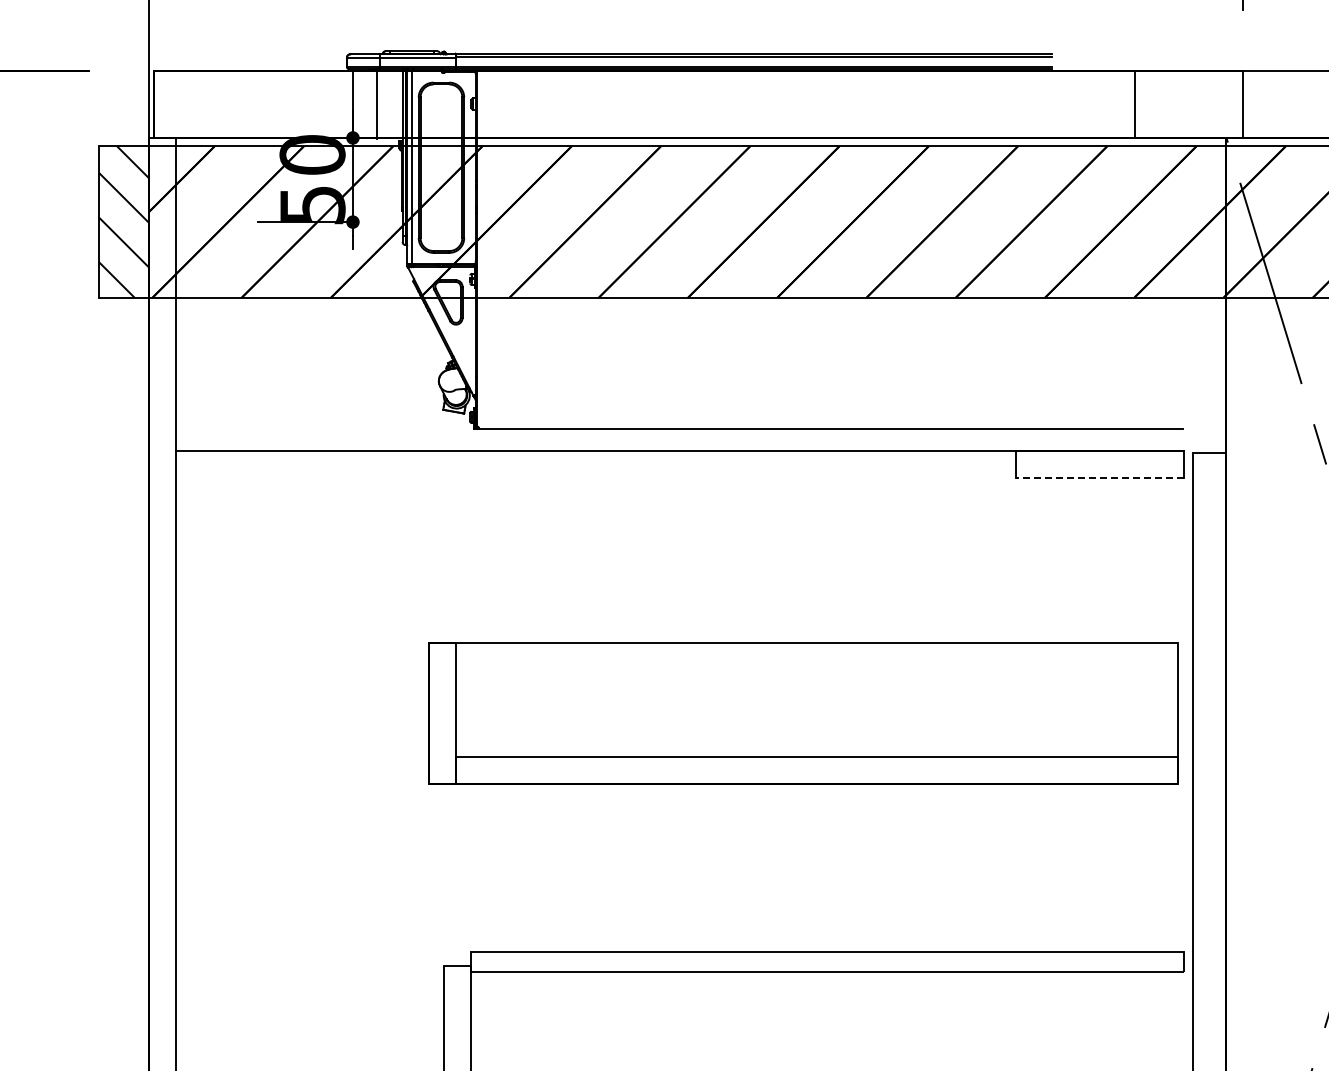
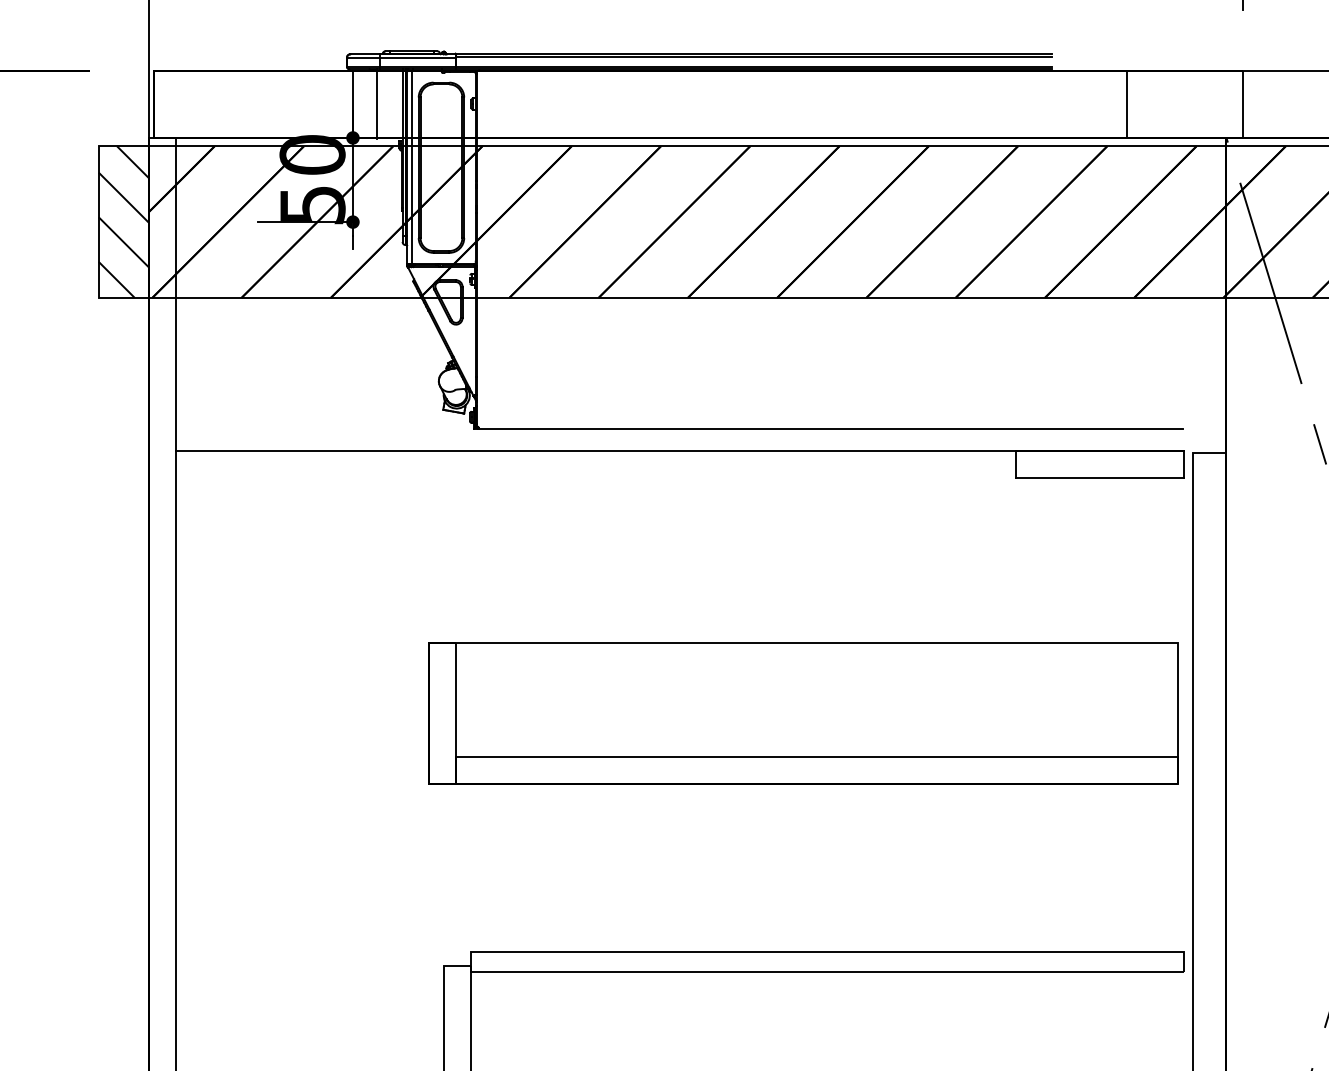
line position: (1135, 103) -> (1127, 103) (1127, 103)
line: dashed -> solid (1099, 477)
